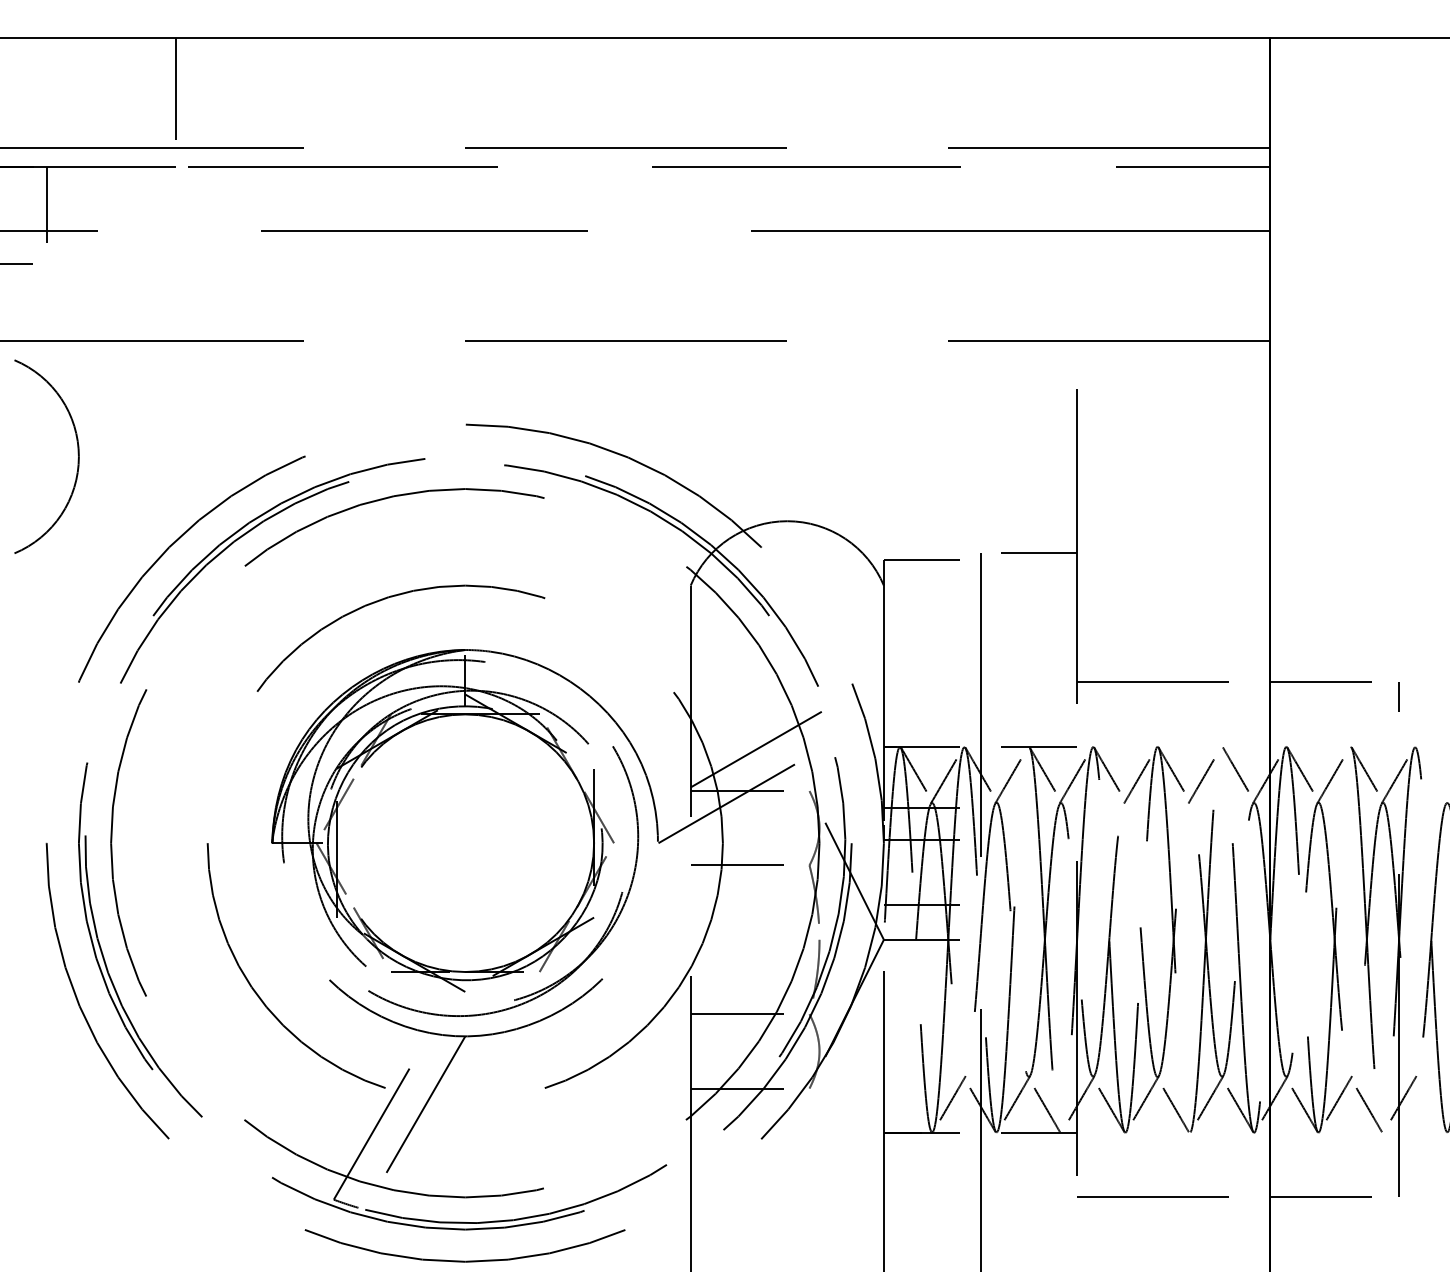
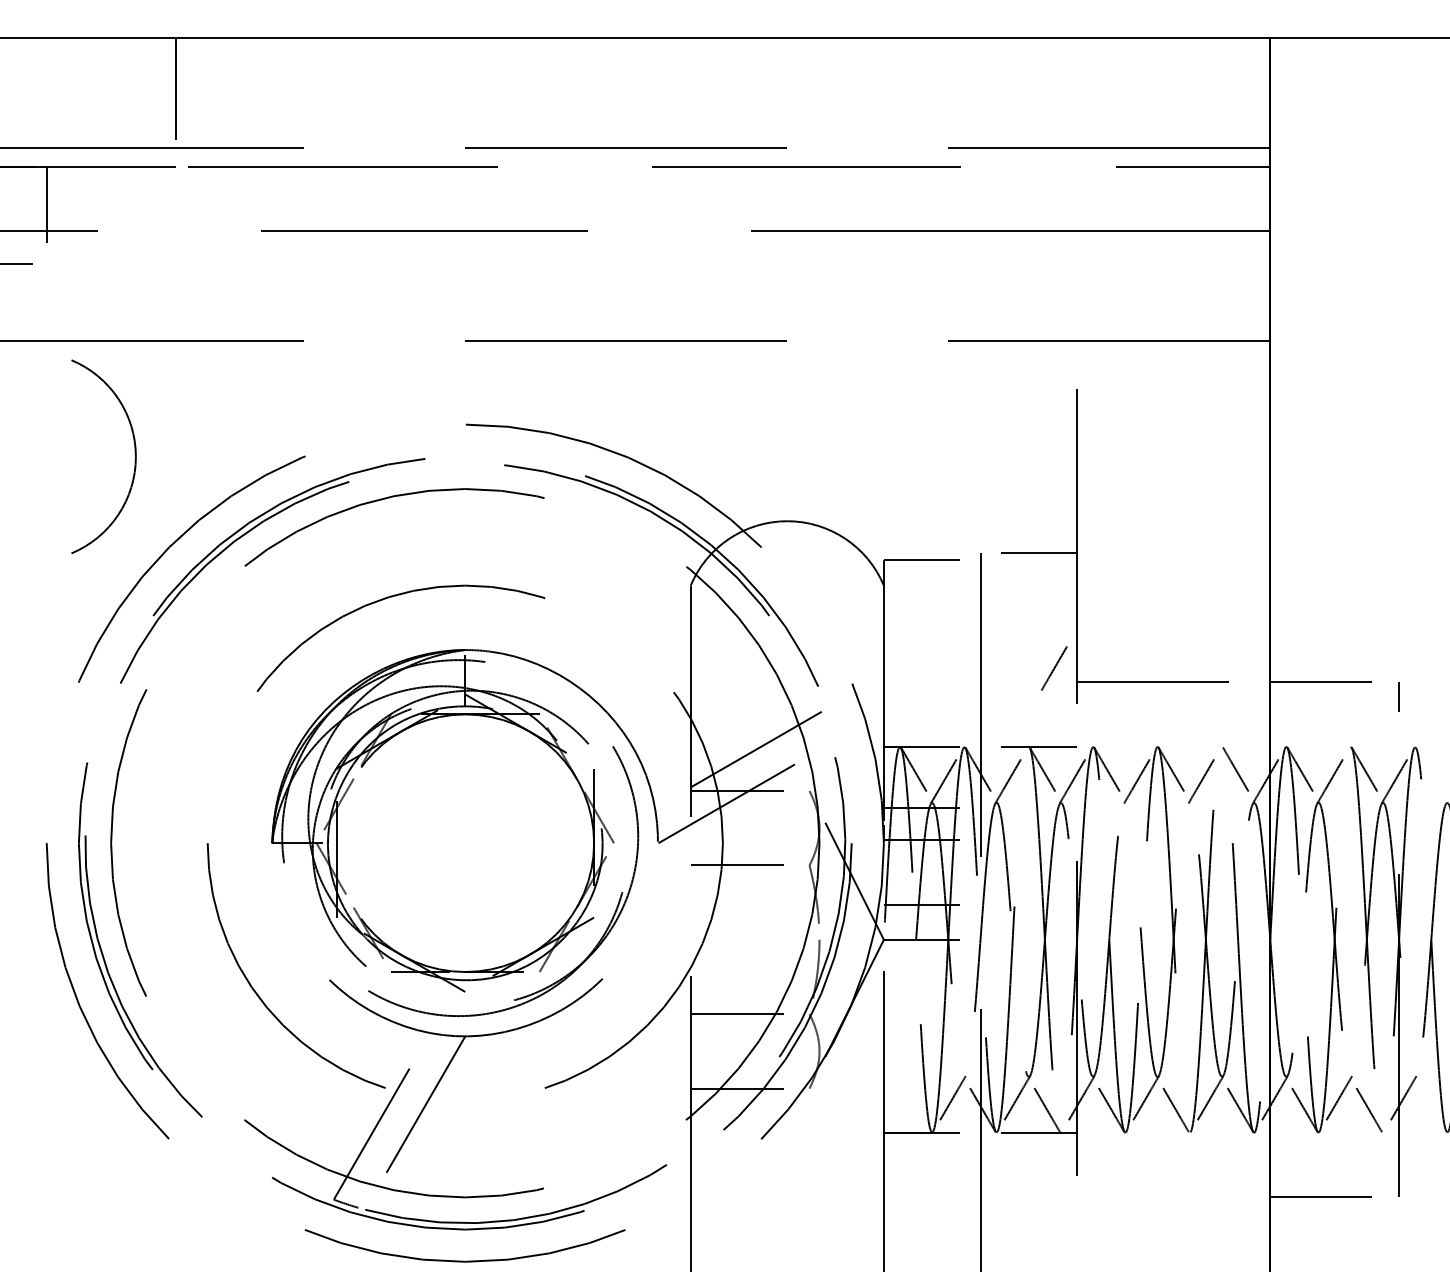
arc position: (77, 454) -> (134, 454) (134, 454)
line: none -> present (1054, 668)
line: present -> none (1152, 1196)
